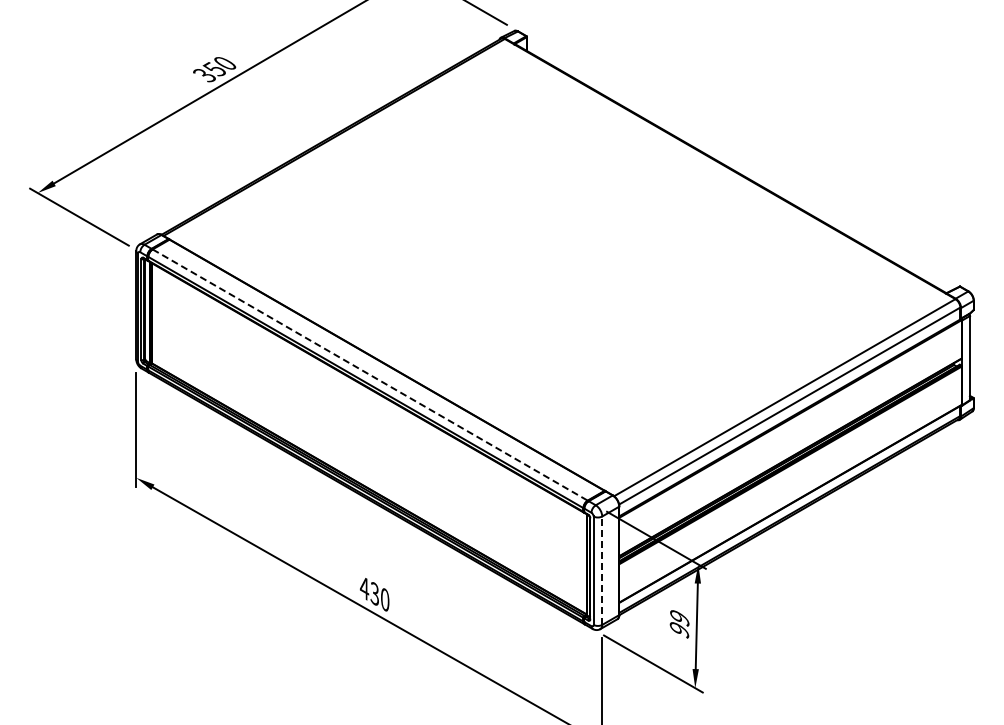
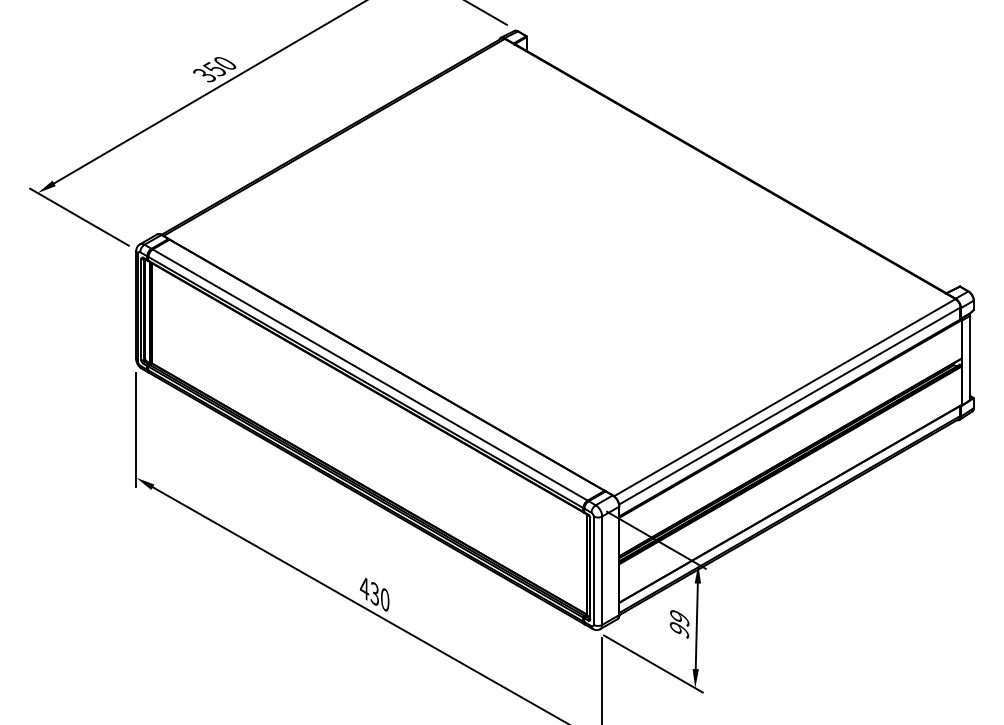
line: dashed -> solid (370, 375)
line: dashed -> solid (602, 570)
